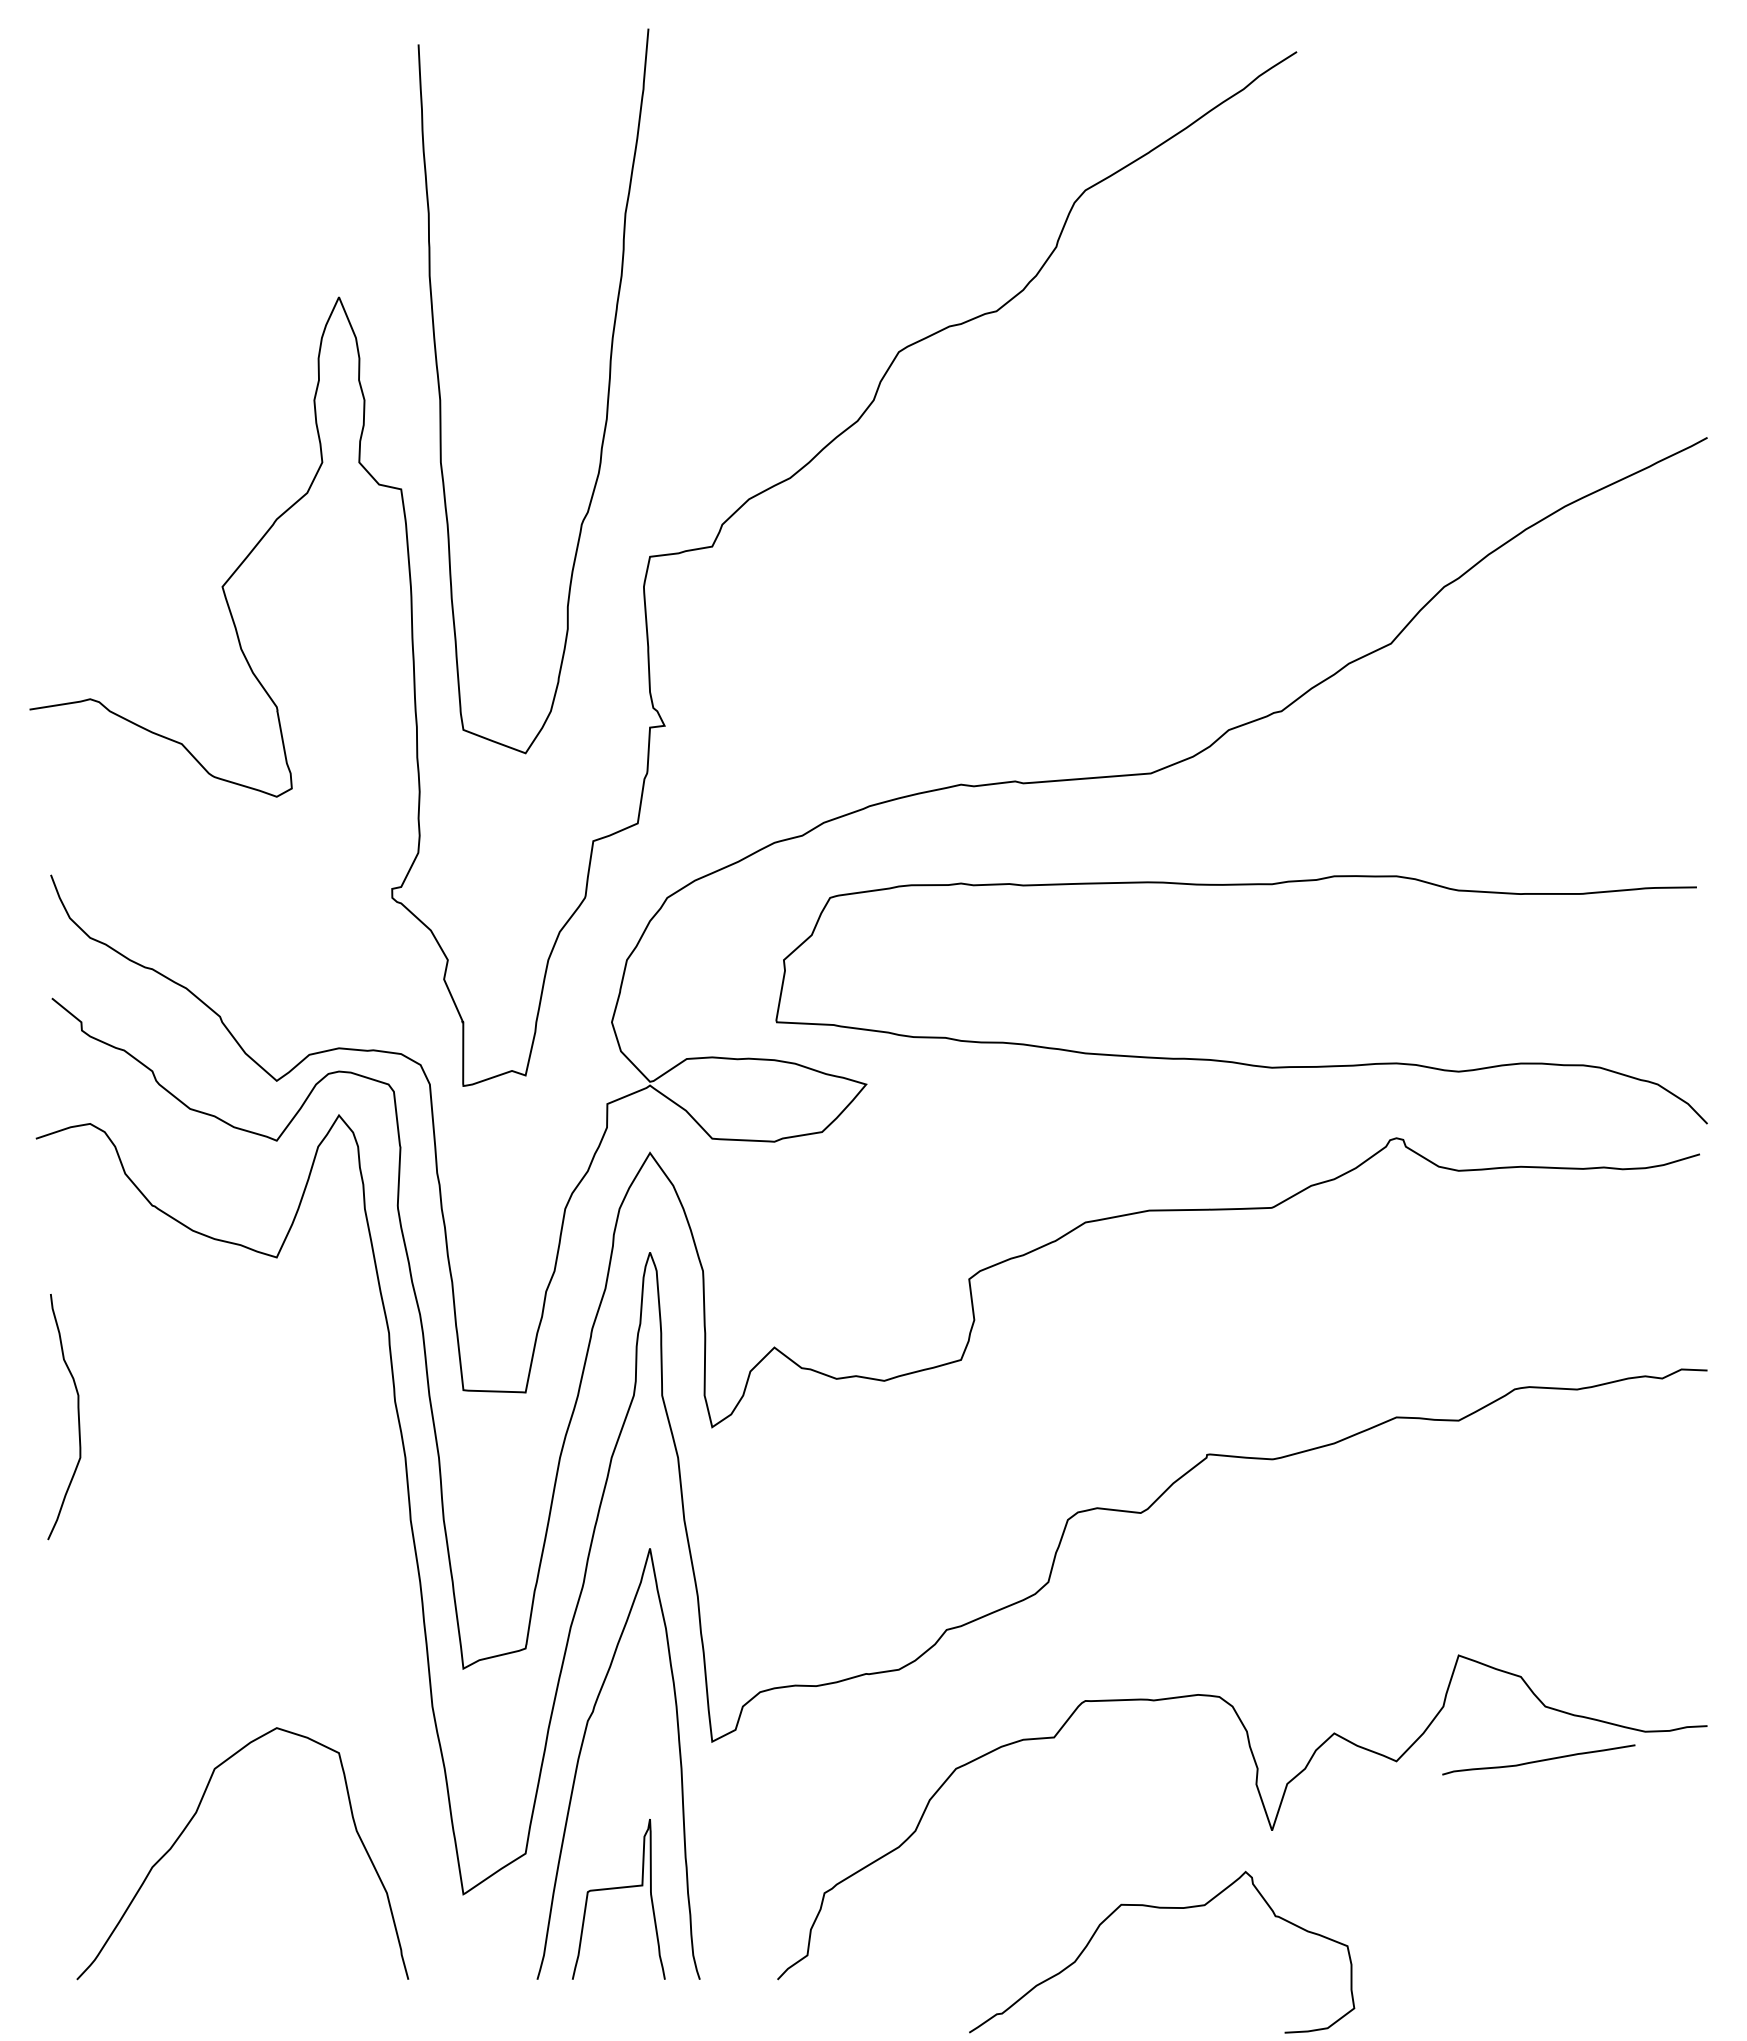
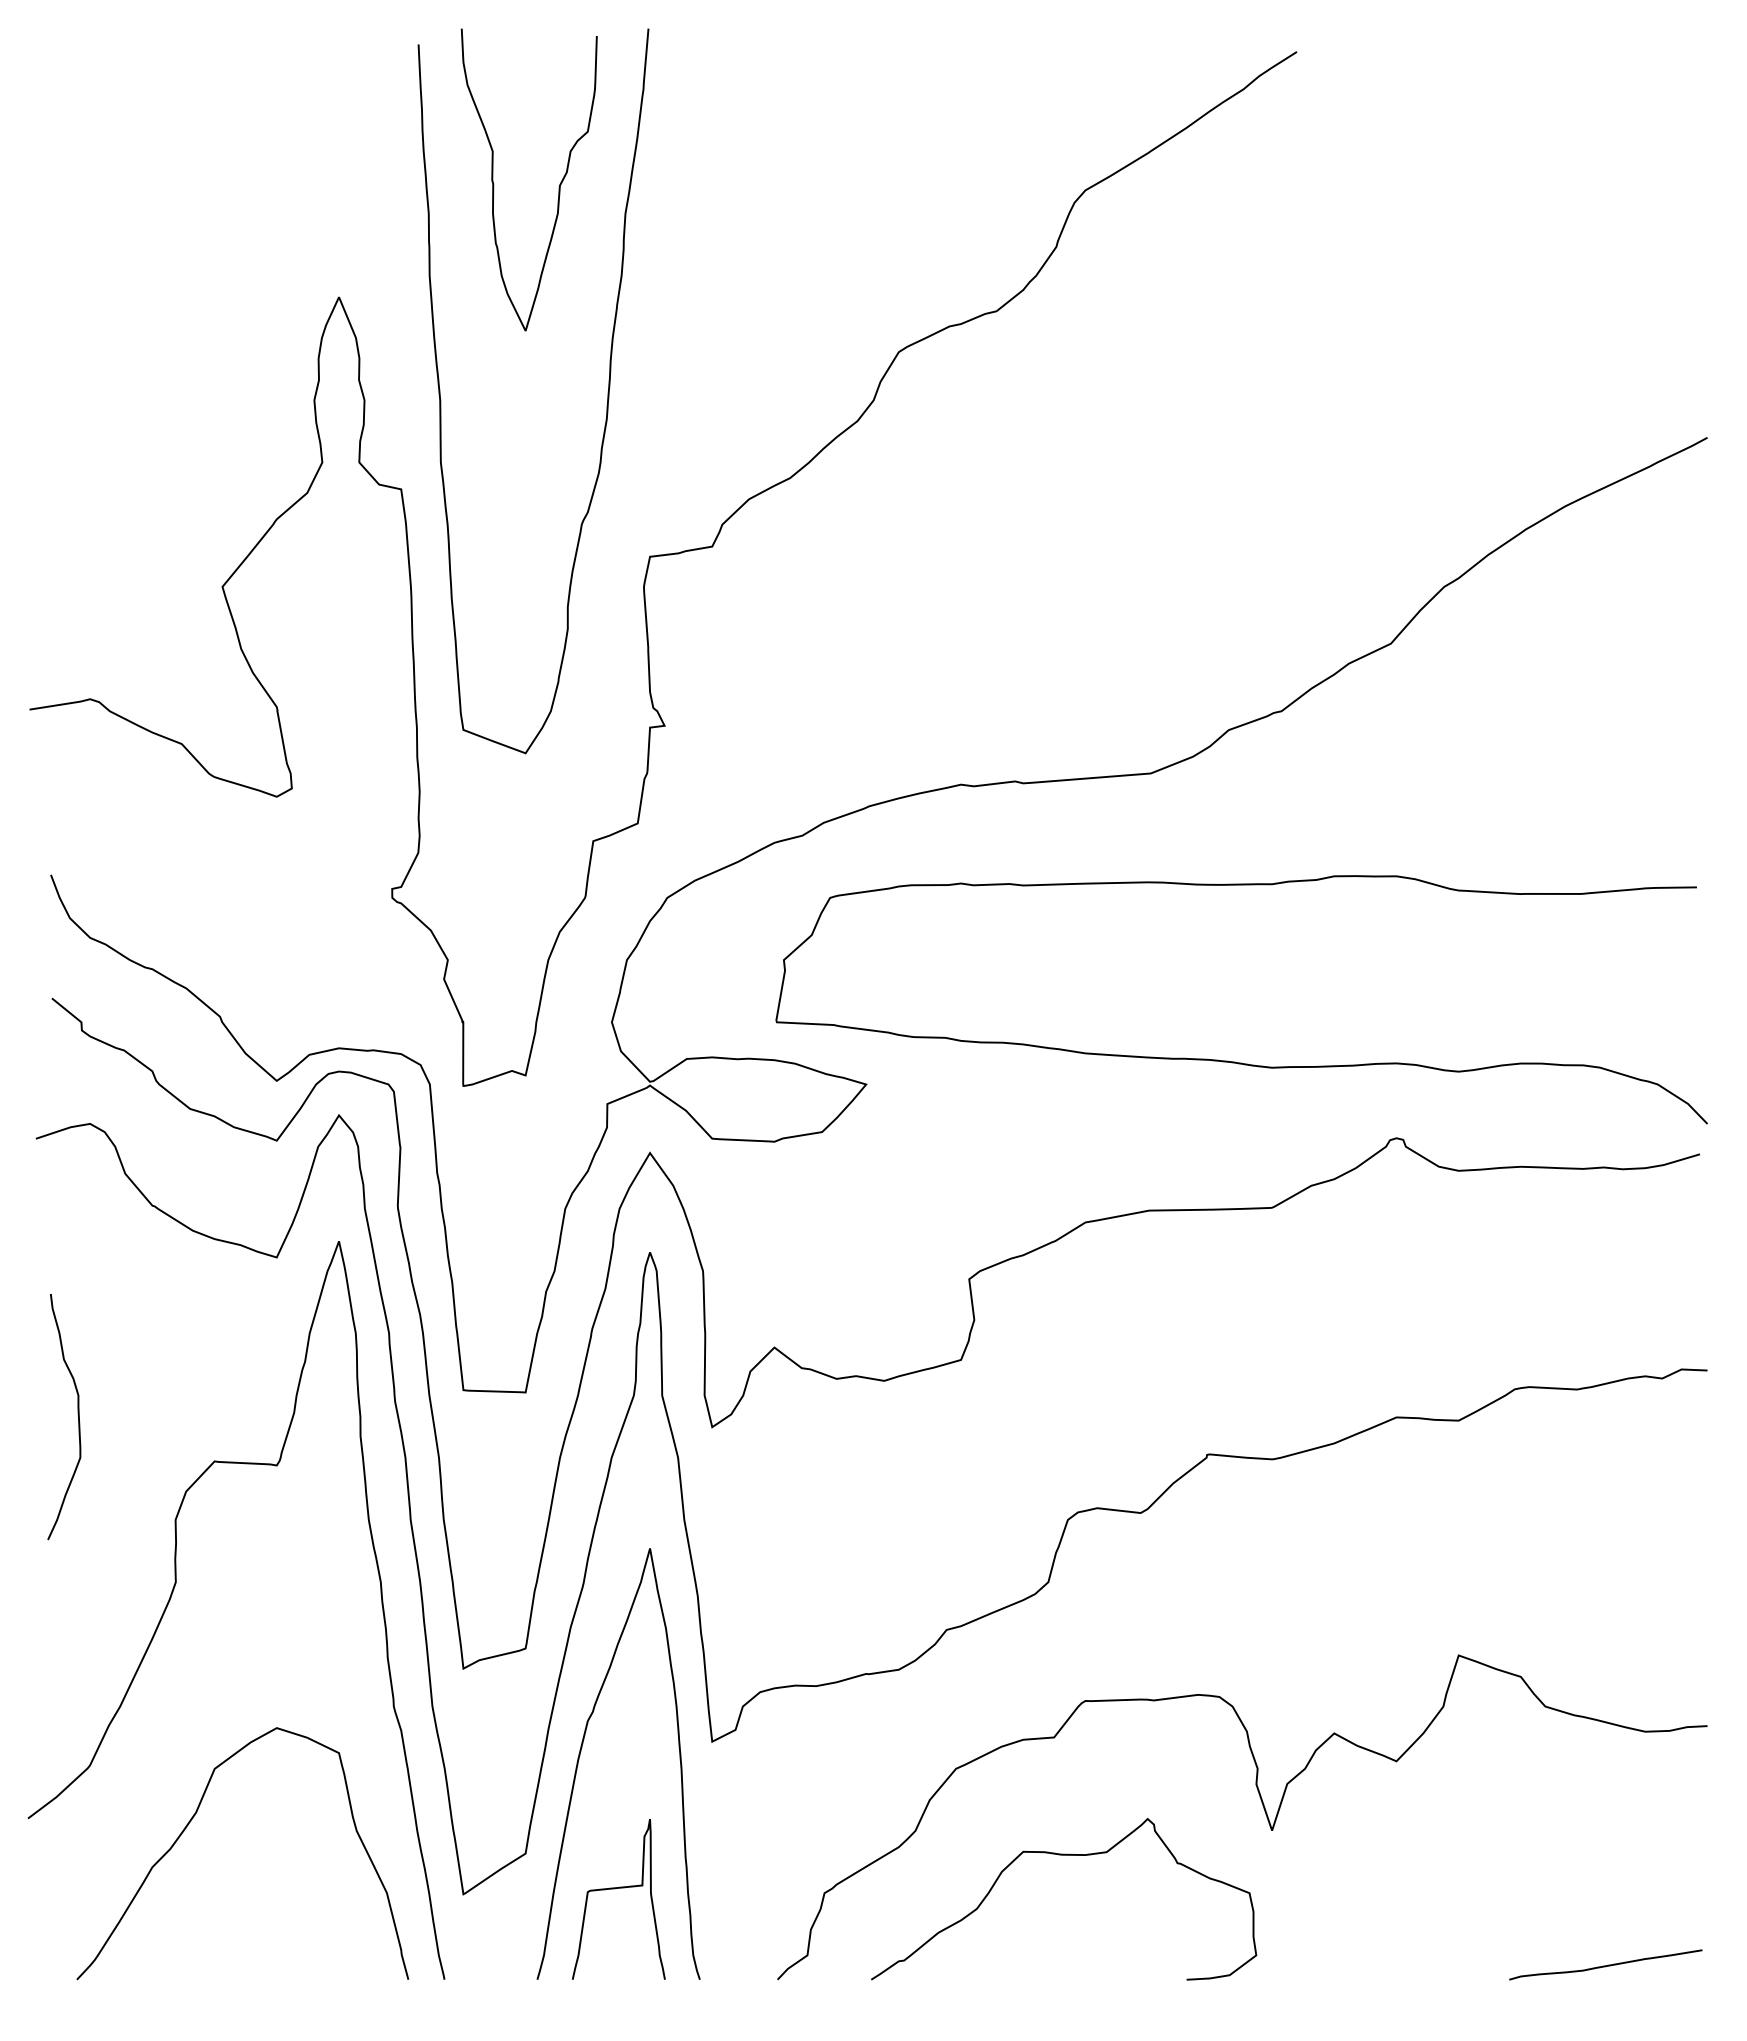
curve: none -> present (558, 187)
curve: none -> present (174, 1589)
curve position: (1538, 1760) -> (1605, 1965) (1605, 1965)
curve position: (1162, 1908) -> (1064, 1855) (1064, 1855)
